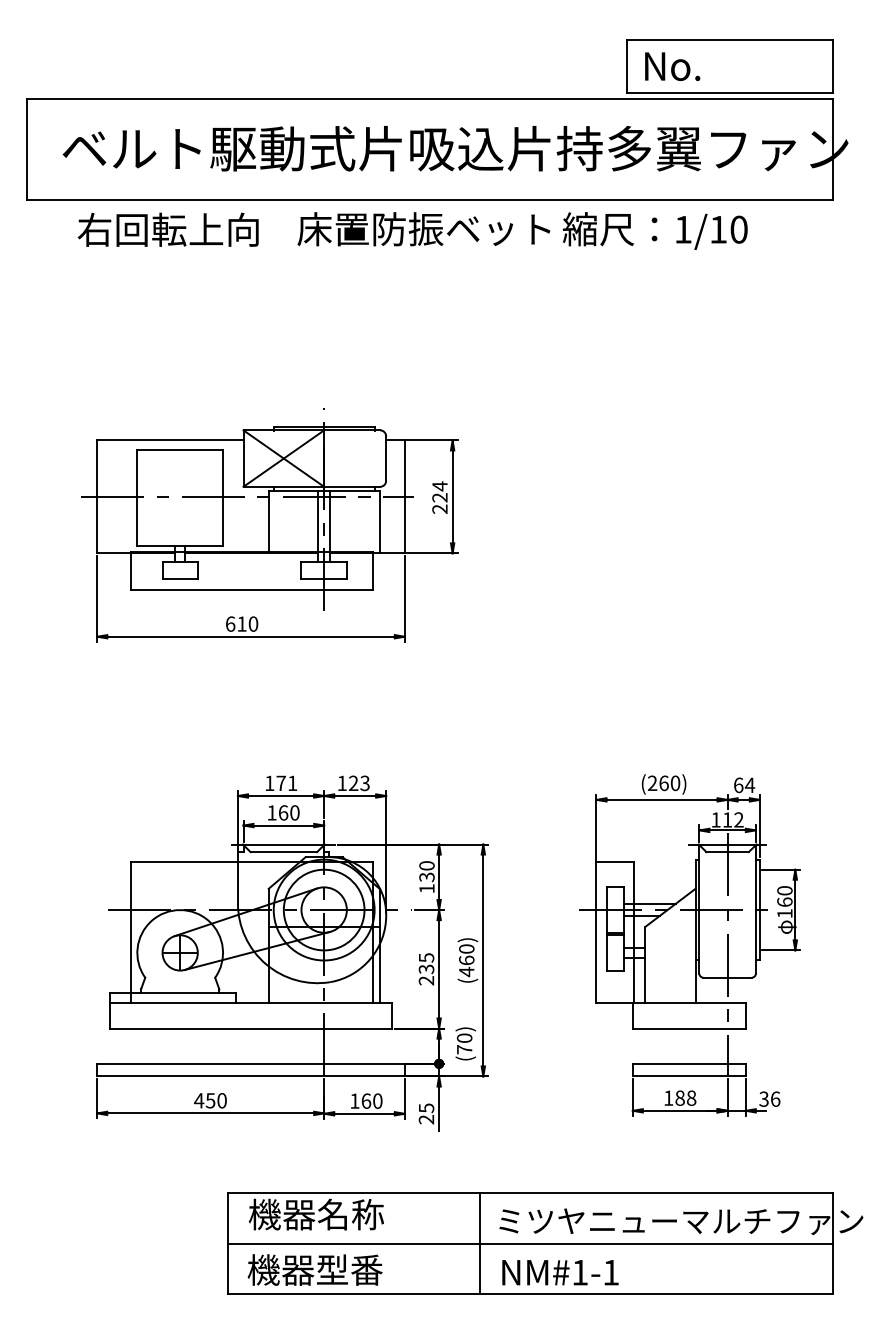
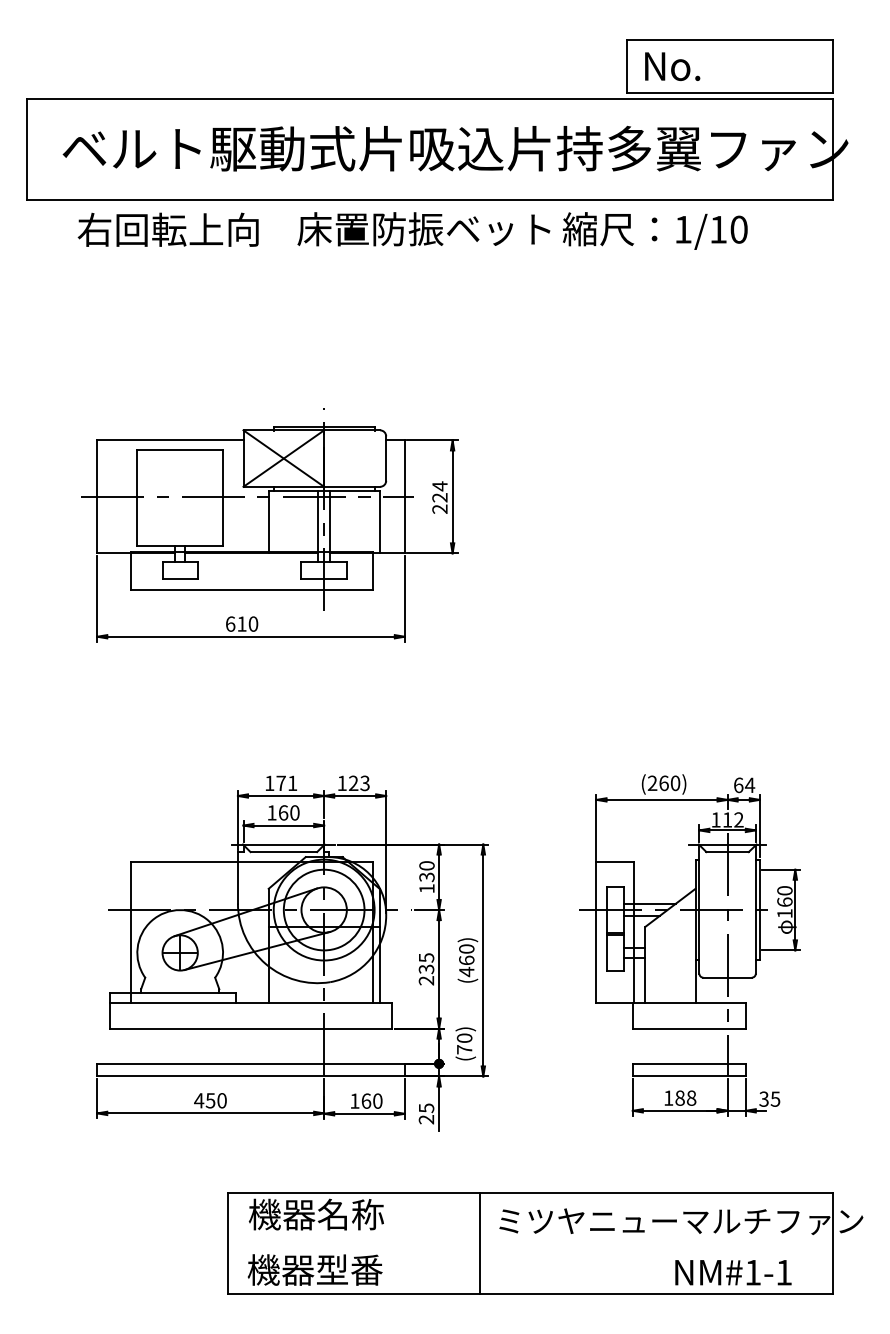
text: 36 -> 35 (775, 1098)
line: present -> none (530, 1243)
text position: (560, 1272) -> (733, 1272) (733, 1272)
